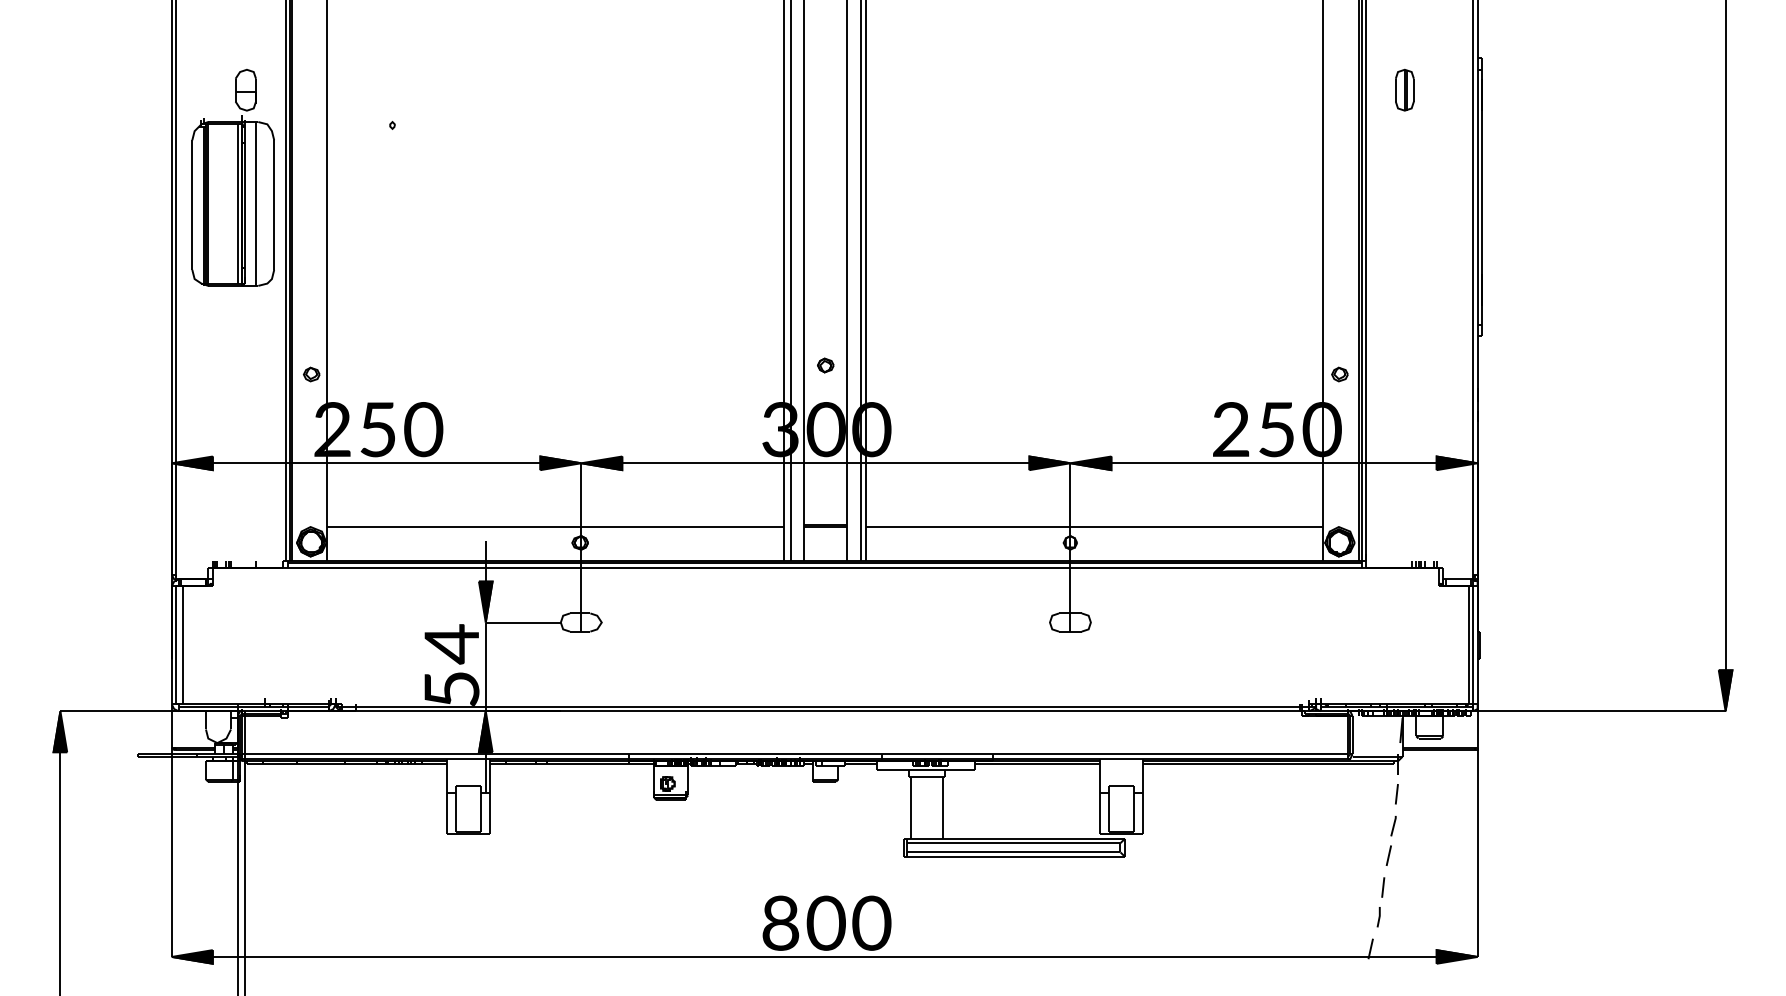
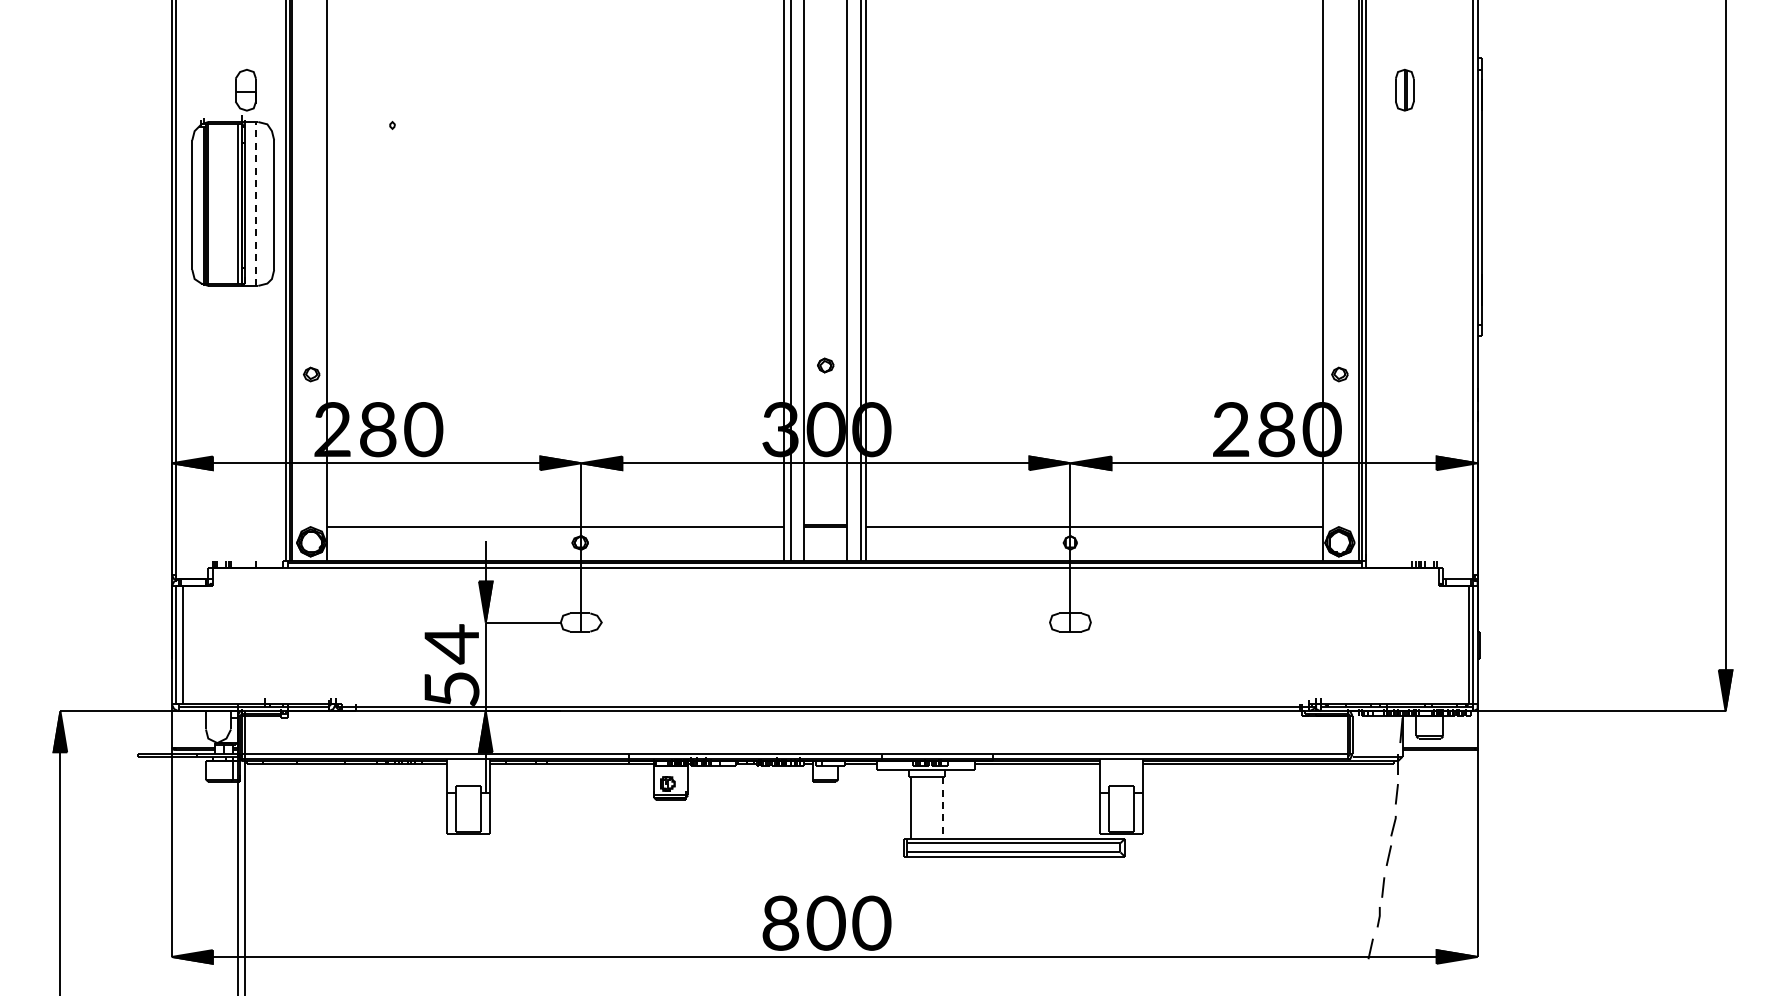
line: solid -> dashed (256, 203)
text: 5 -> 8 (378, 429)
text: 5 -> 8 (1276, 429)
line: solid -> dashed (943, 807)
